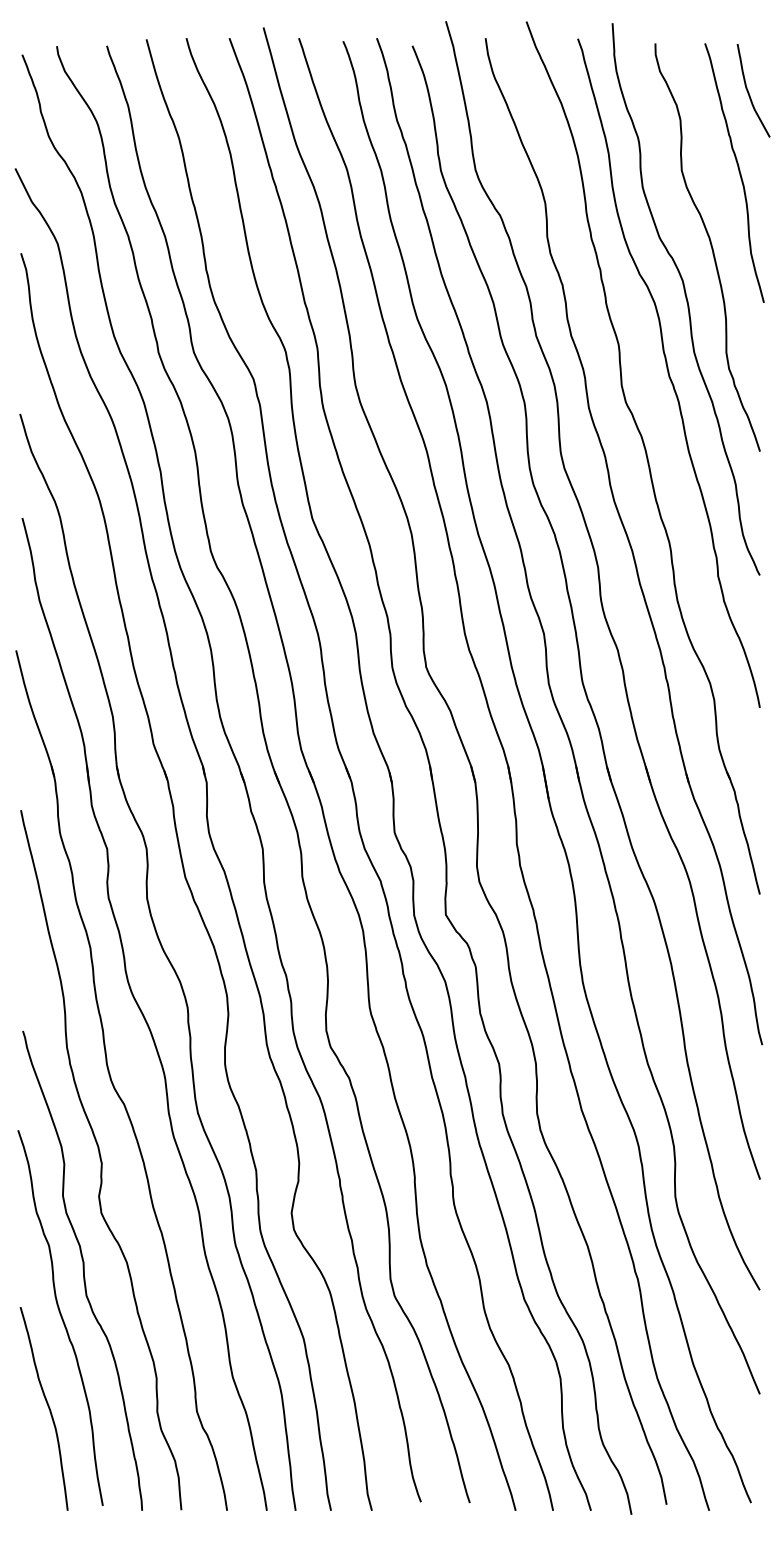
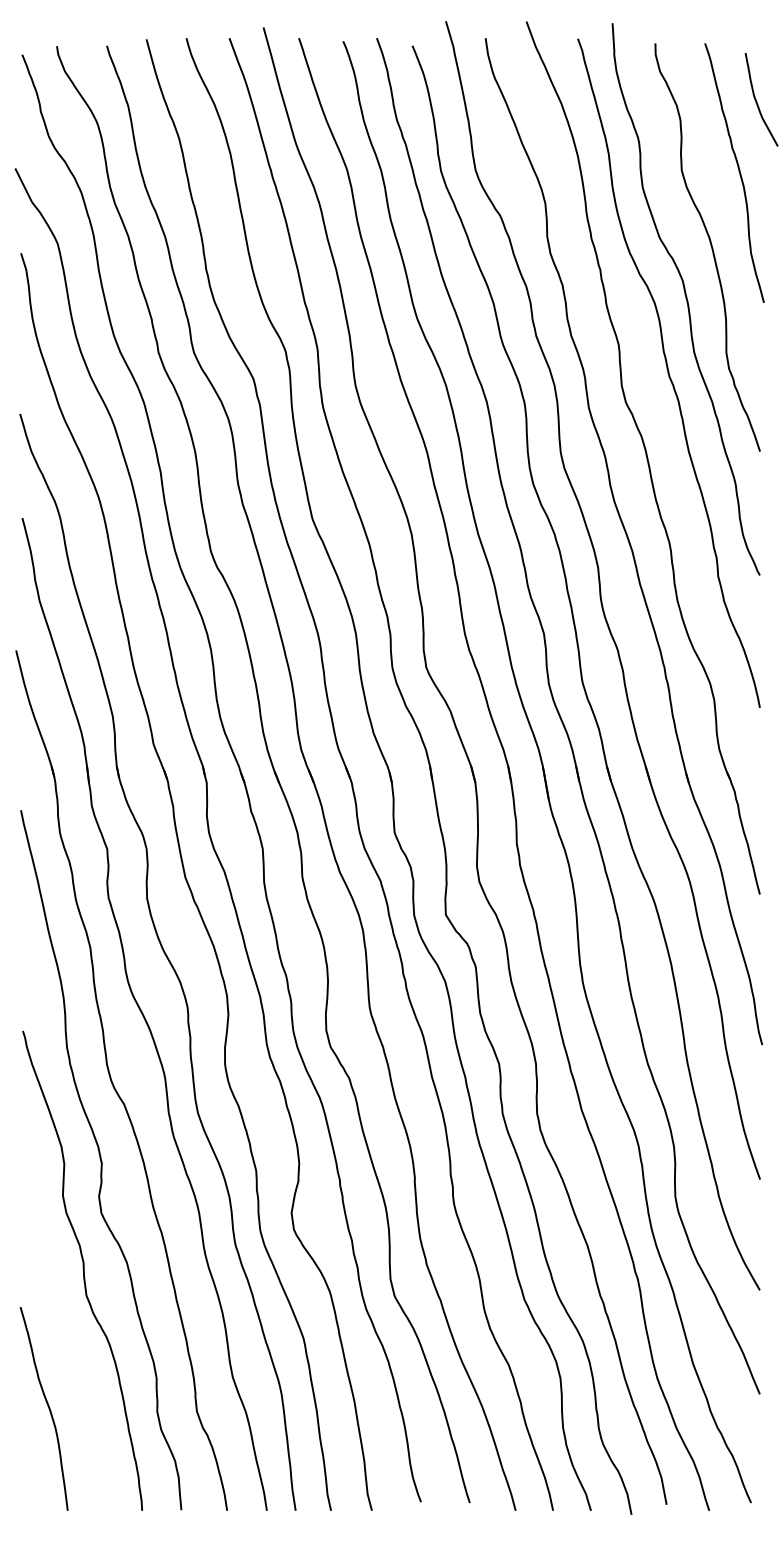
curve position: (749, 92) -> (757, 101) (757, 101)
curve: present -> none (60, 1317)
